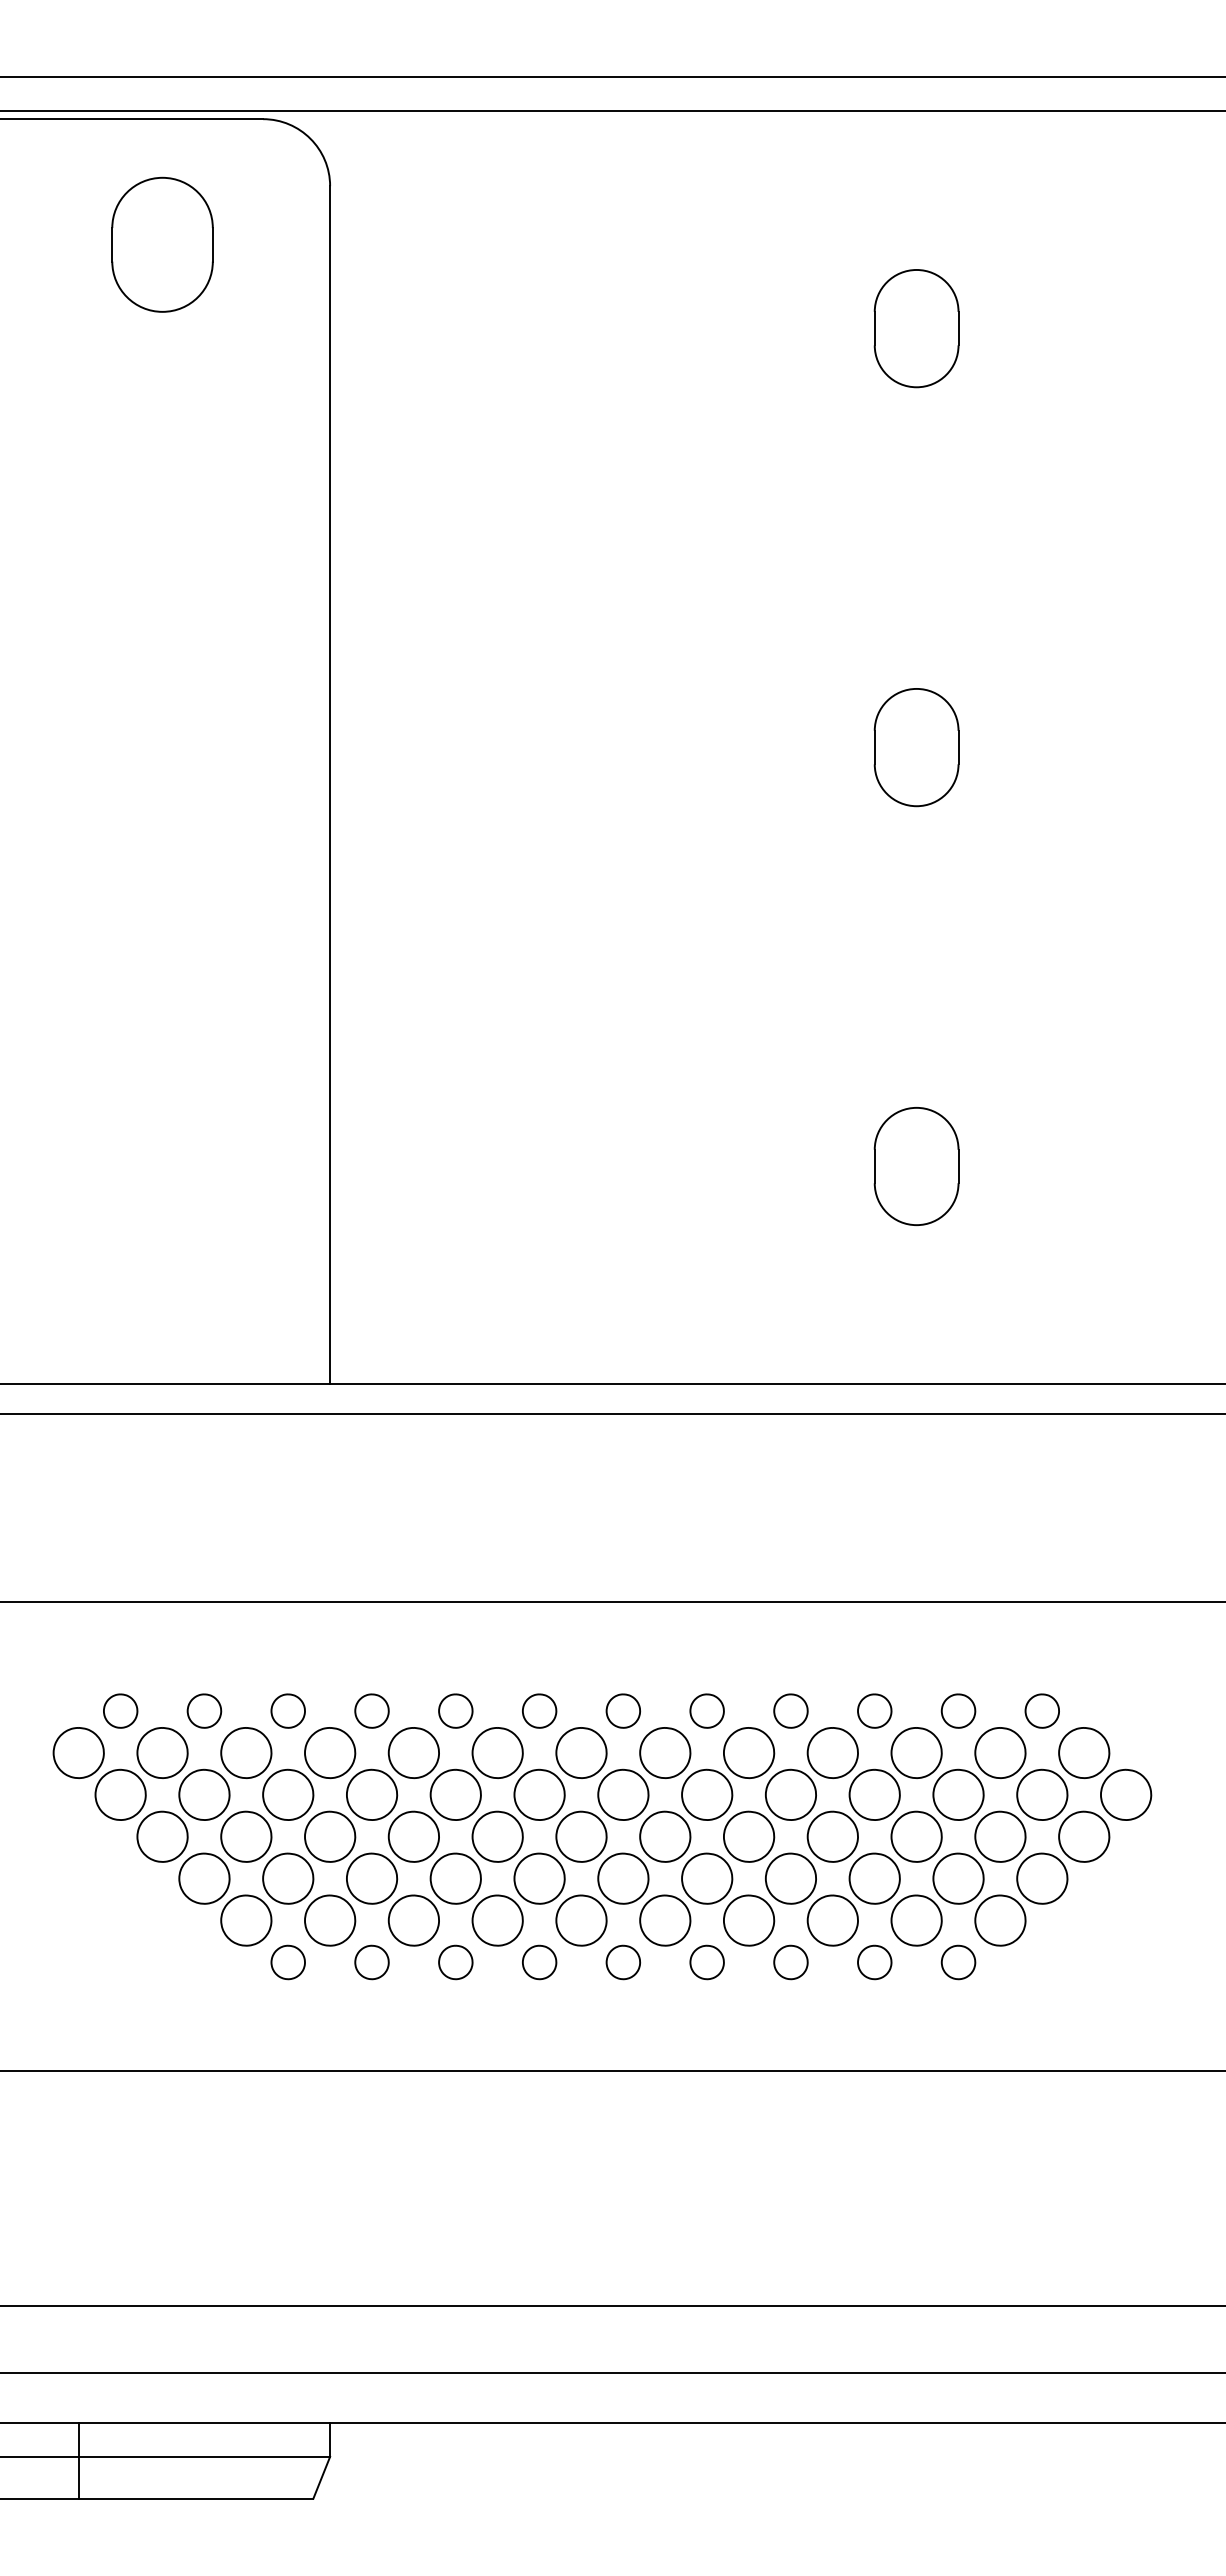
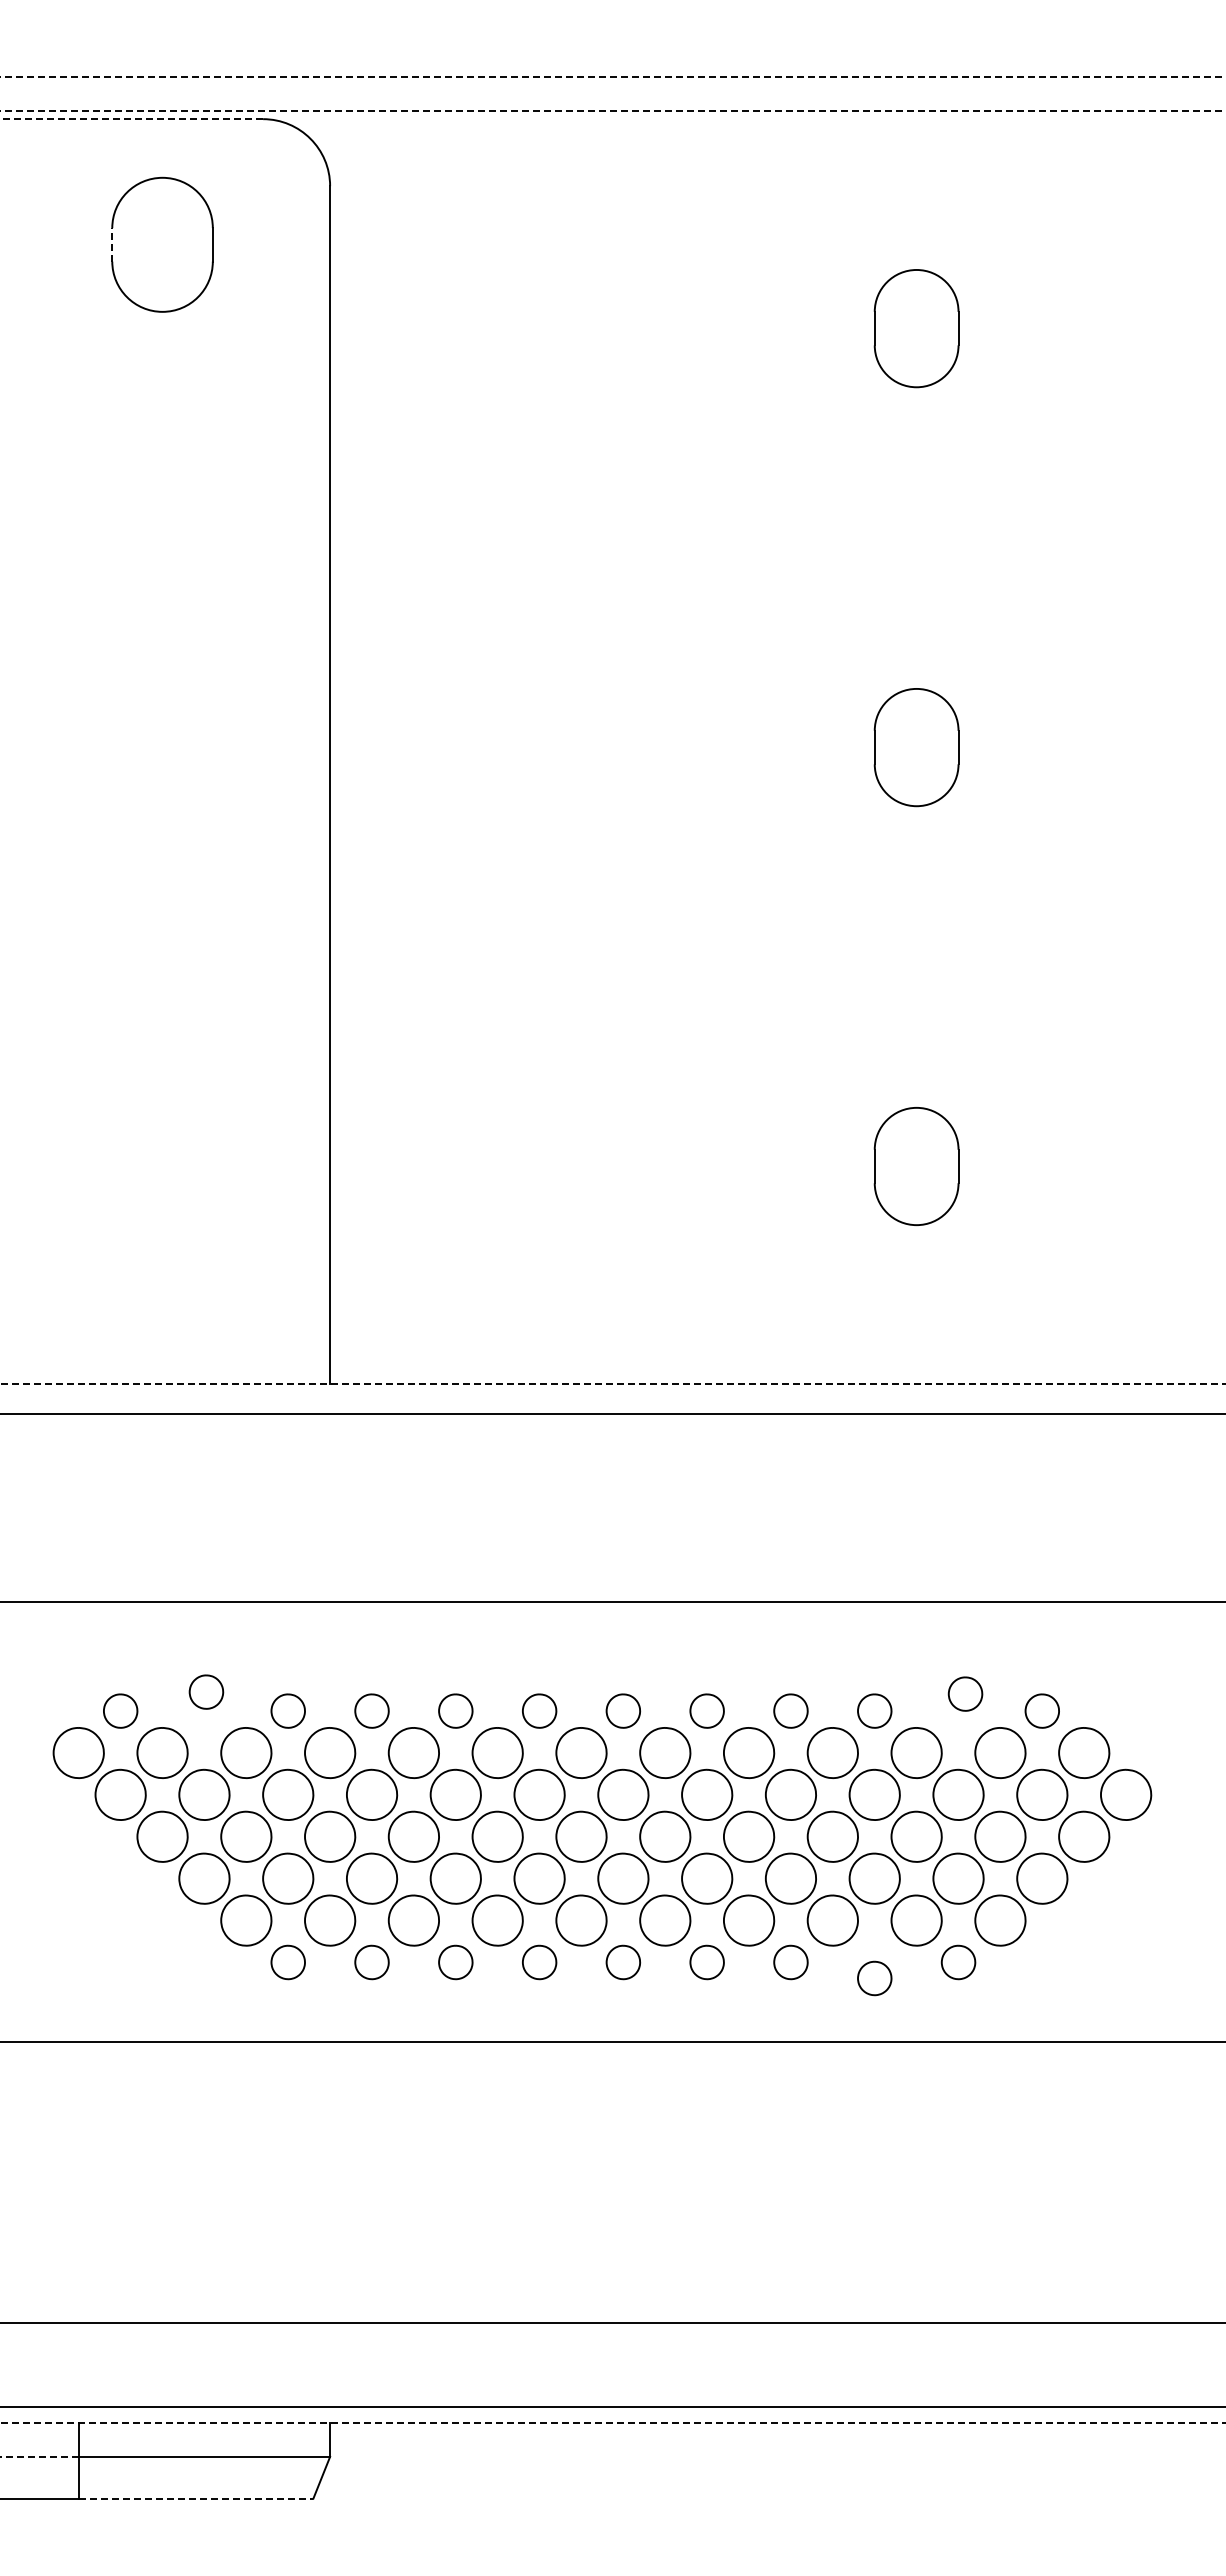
line: solid -> dashed (613, 77)
line: solid -> dashed (613, 110)
line: solid -> dashed (131, 119)
line: solid -> dashed (112, 244)
line: solid -> dashed (613, 1384)
part position: (204, 1710) -> (206, 1691) (206, 1691)
part position: (958, 1710) -> (965, 1693) (965, 1693)
part position: (874, 1962) -> (874, 1978) (874, 1978)
line position: (612, 2071) -> (612, 2042) (612, 2042)
line position: (612, 2306) -> (612, 2323) (612, 2323)
line position: (612, 2373) -> (612, 2407) (612, 2407)
line: solid -> dashed (613, 2423)
line: solid -> dashed (39, 2456)
line: solid -> dashed (196, 2498)
